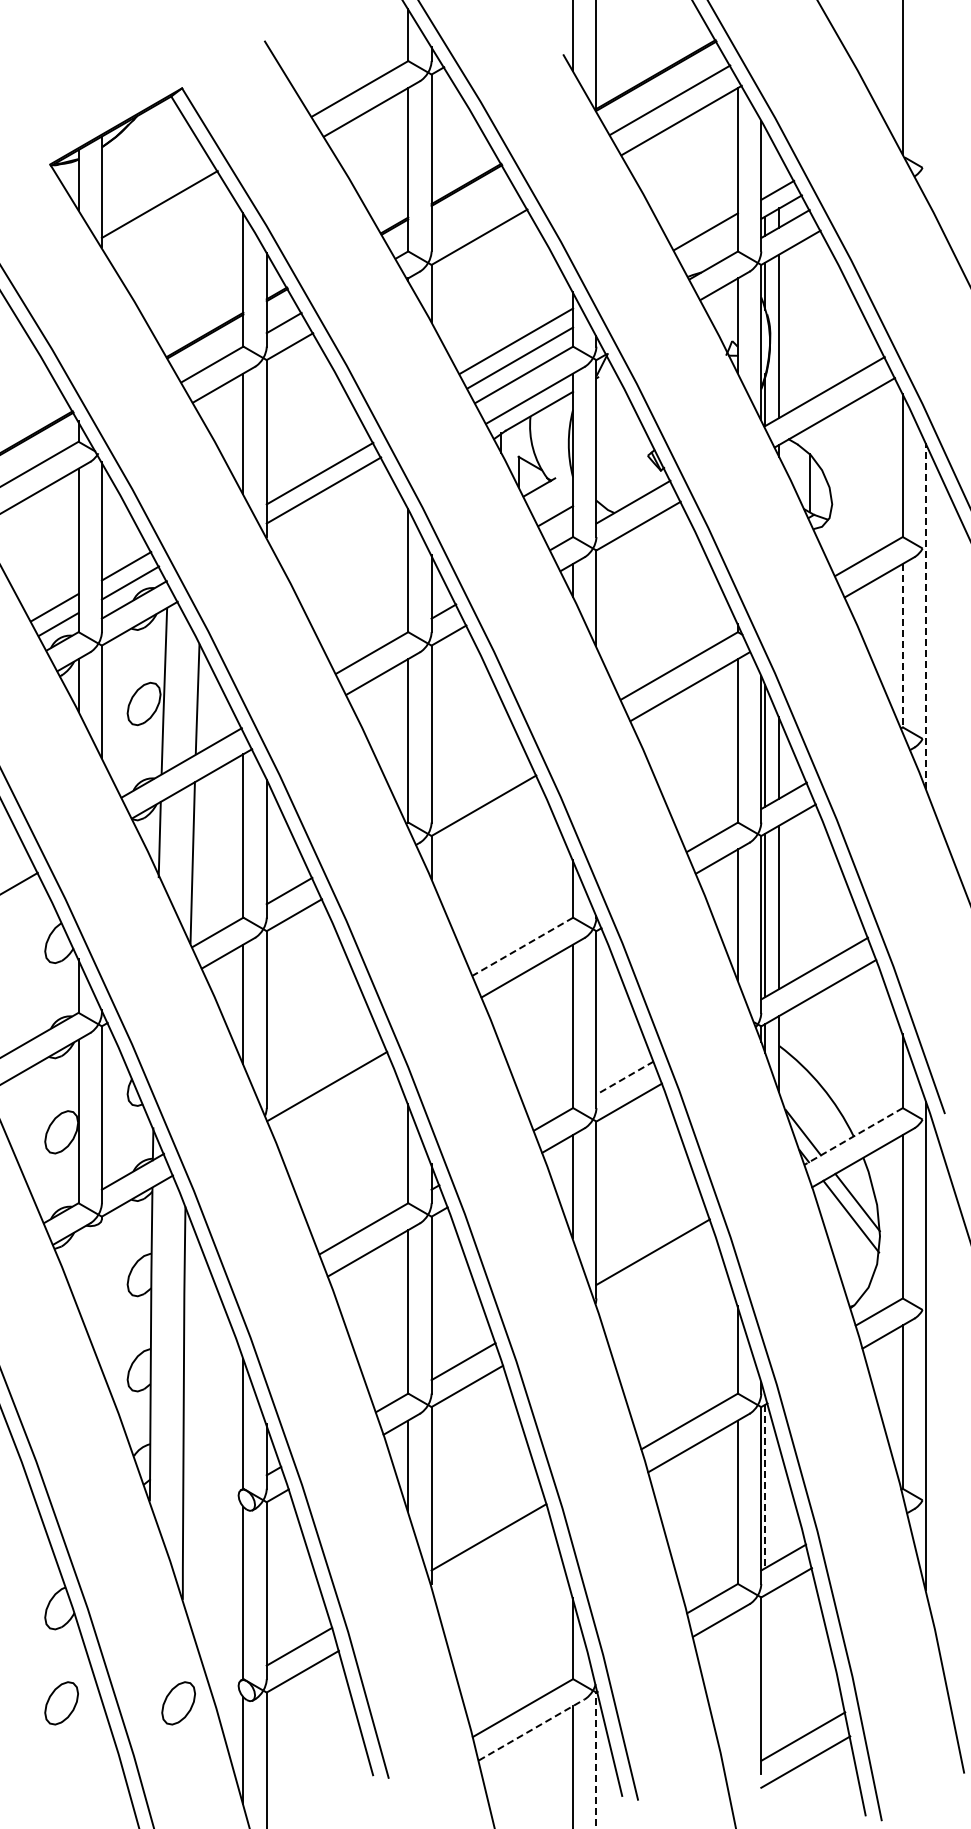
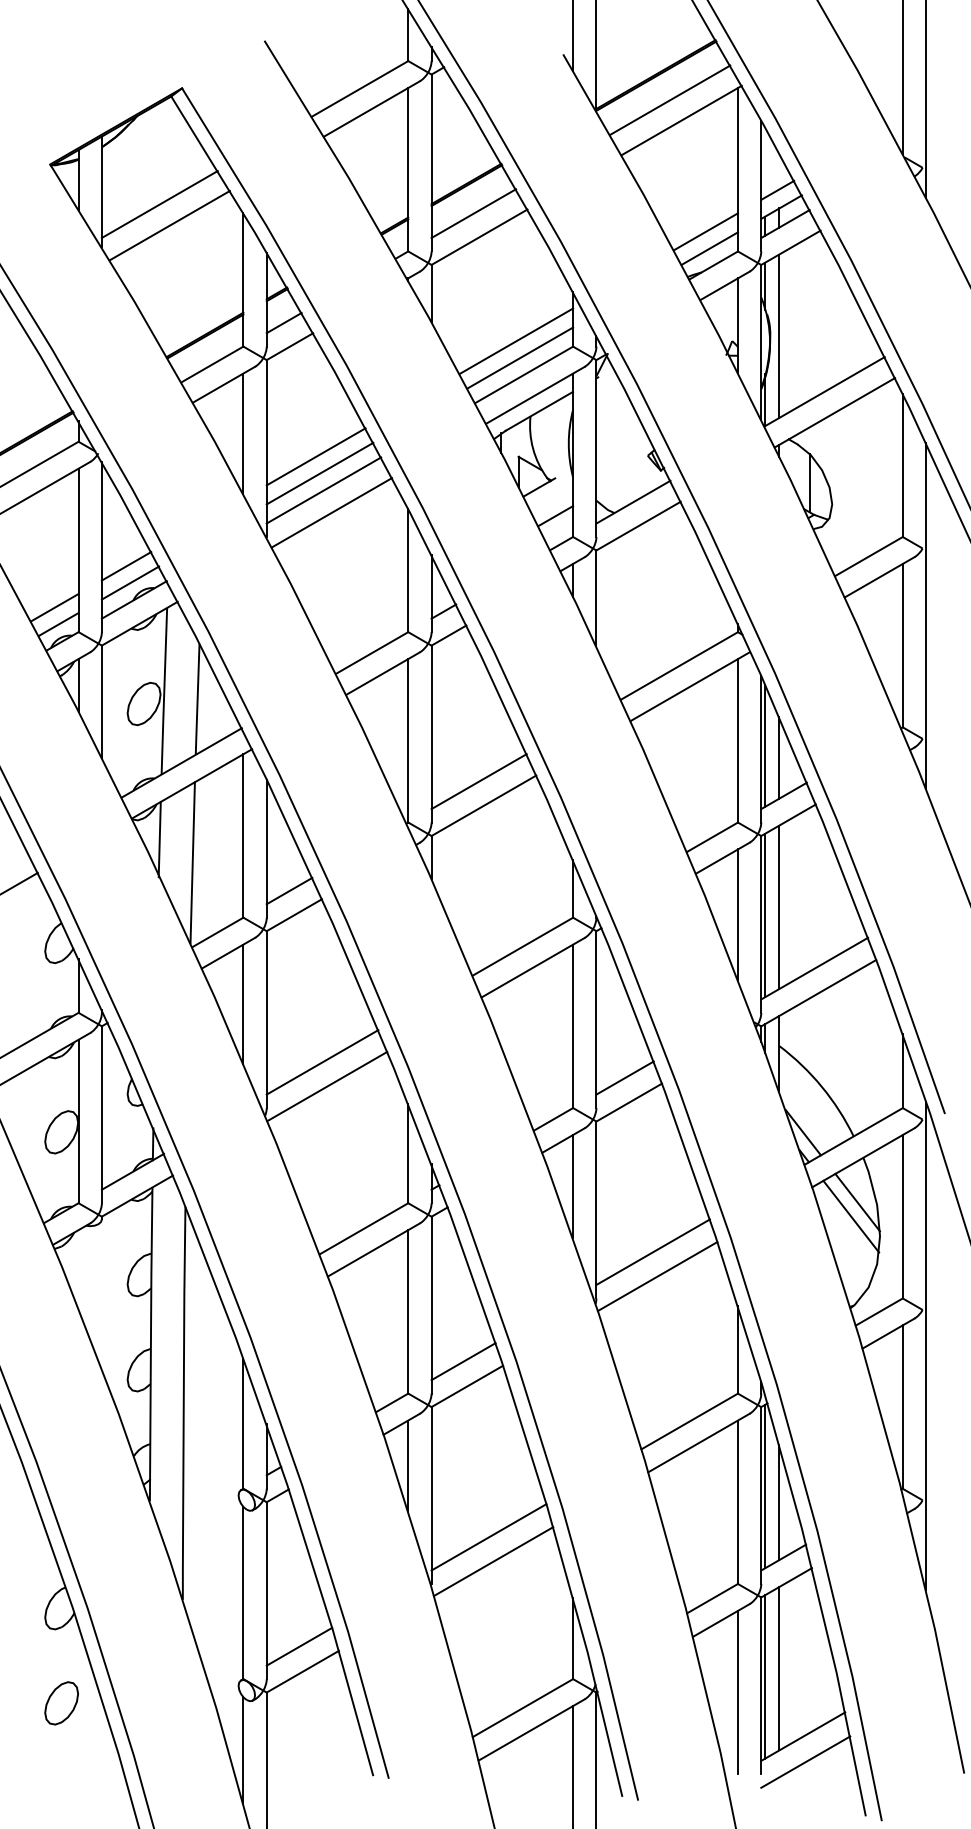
line: none -> present (926, 100)
line: none -> present (473, 213)
line: none -> present (169, 225)
line: none -> present (709, 248)
line: none -> present (315, 456)
line: none -> present (331, 512)
line: dashed -> solid (926, 616)
line: dashed -> solid (902, 645)
line: none -> present (478, 781)
line: dashed -> solid (522, 946)
line: none -> present (322, 1062)
line: dashed -> solid (624, 1078)
line: dashed -> solid (853, 1136)
line: none -> present (657, 1276)
line: dashed -> solid (765, 1486)
line: none -> present (779, 1502)
line: none -> present (493, 1561)
line: none -> present (779, 1668)
line: none -> present (765, 1676)
line: none -> present (737, 1692)
part: present -> none (178, 1703)
line: dashed -> solid (532, 1729)
line: dashed -> solid (596, 1760)
